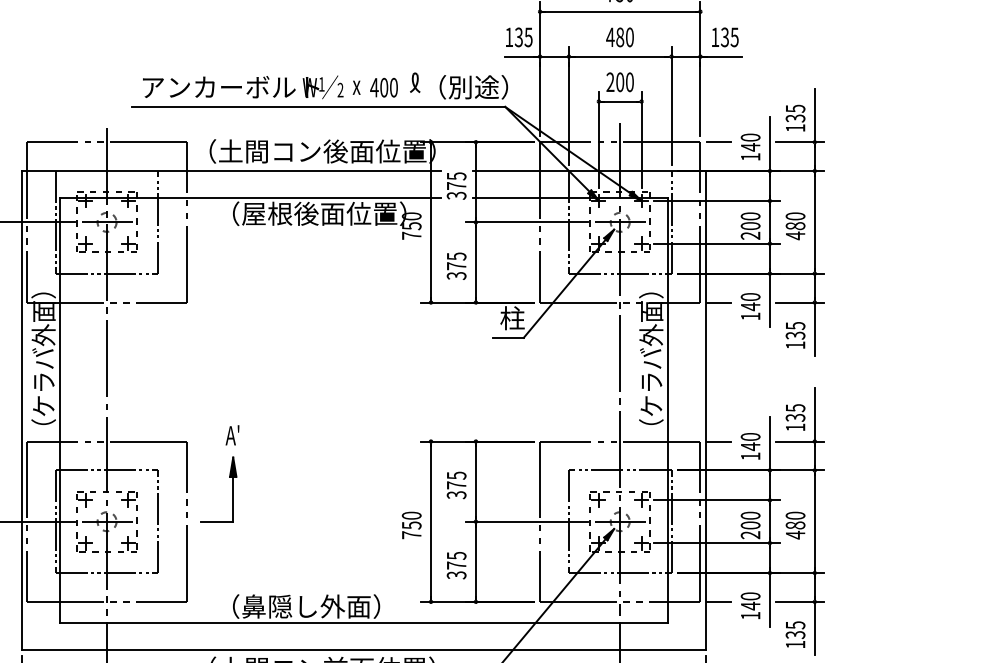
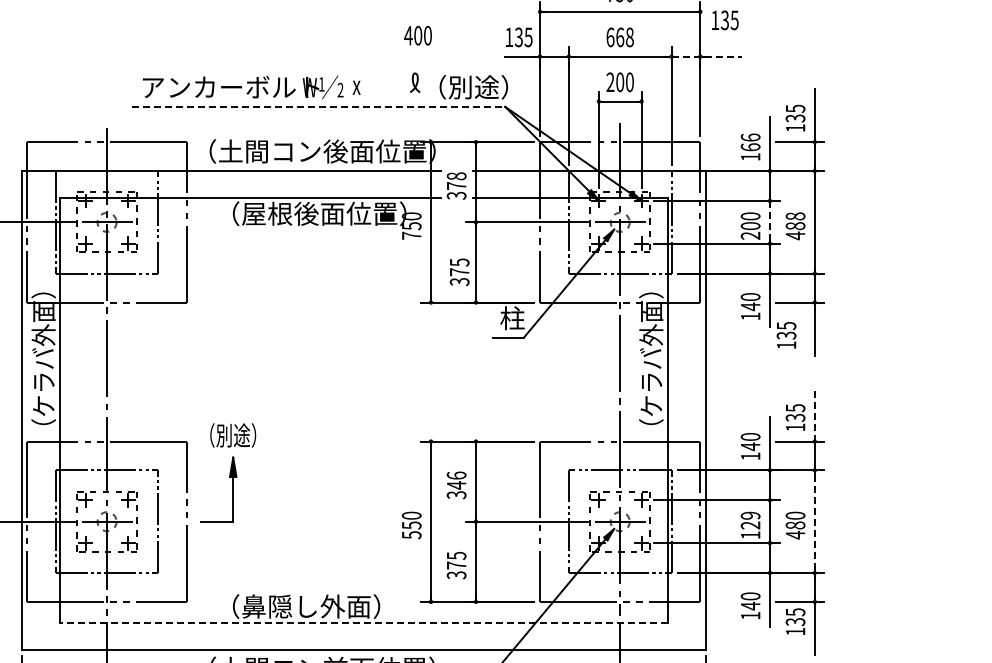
text: 480 -> 668 (619, 37)
text position: (725, 37) -> (725, 20) (725, 20)
line: solid -> dashed (707, 56)
text position: (383, 87) -> (417, 35) (417, 35)
line: solid -> dashed (319, 106)
line: present -> none (718, 142)
text: 140 -> 166 (750, 142)
text: 375 -> 378 (456, 176)
text: 480 -> 488 (795, 216)
line: solid -> dashed (769, 221)
text position: (456, 265) -> (459, 271) (459, 271)
line: present -> none (718, 302)
text position: (795, 335) -> (786, 335) (786, 335)
line: solid -> dashed (814, 414)
text: A' -> （別途） (233, 435)
line: present -> none (718, 441)
text: 375 -> 346 (456, 480)
line: solid -> dashed (814, 521)
text: 200 -> 129 (750, 525)
text: 750 -> 550 (411, 535)
line: present -> none (718, 601)
line: solid -> dashed (363, 622)
text position: (795, 634) -> (795, 621) (795, 621)
